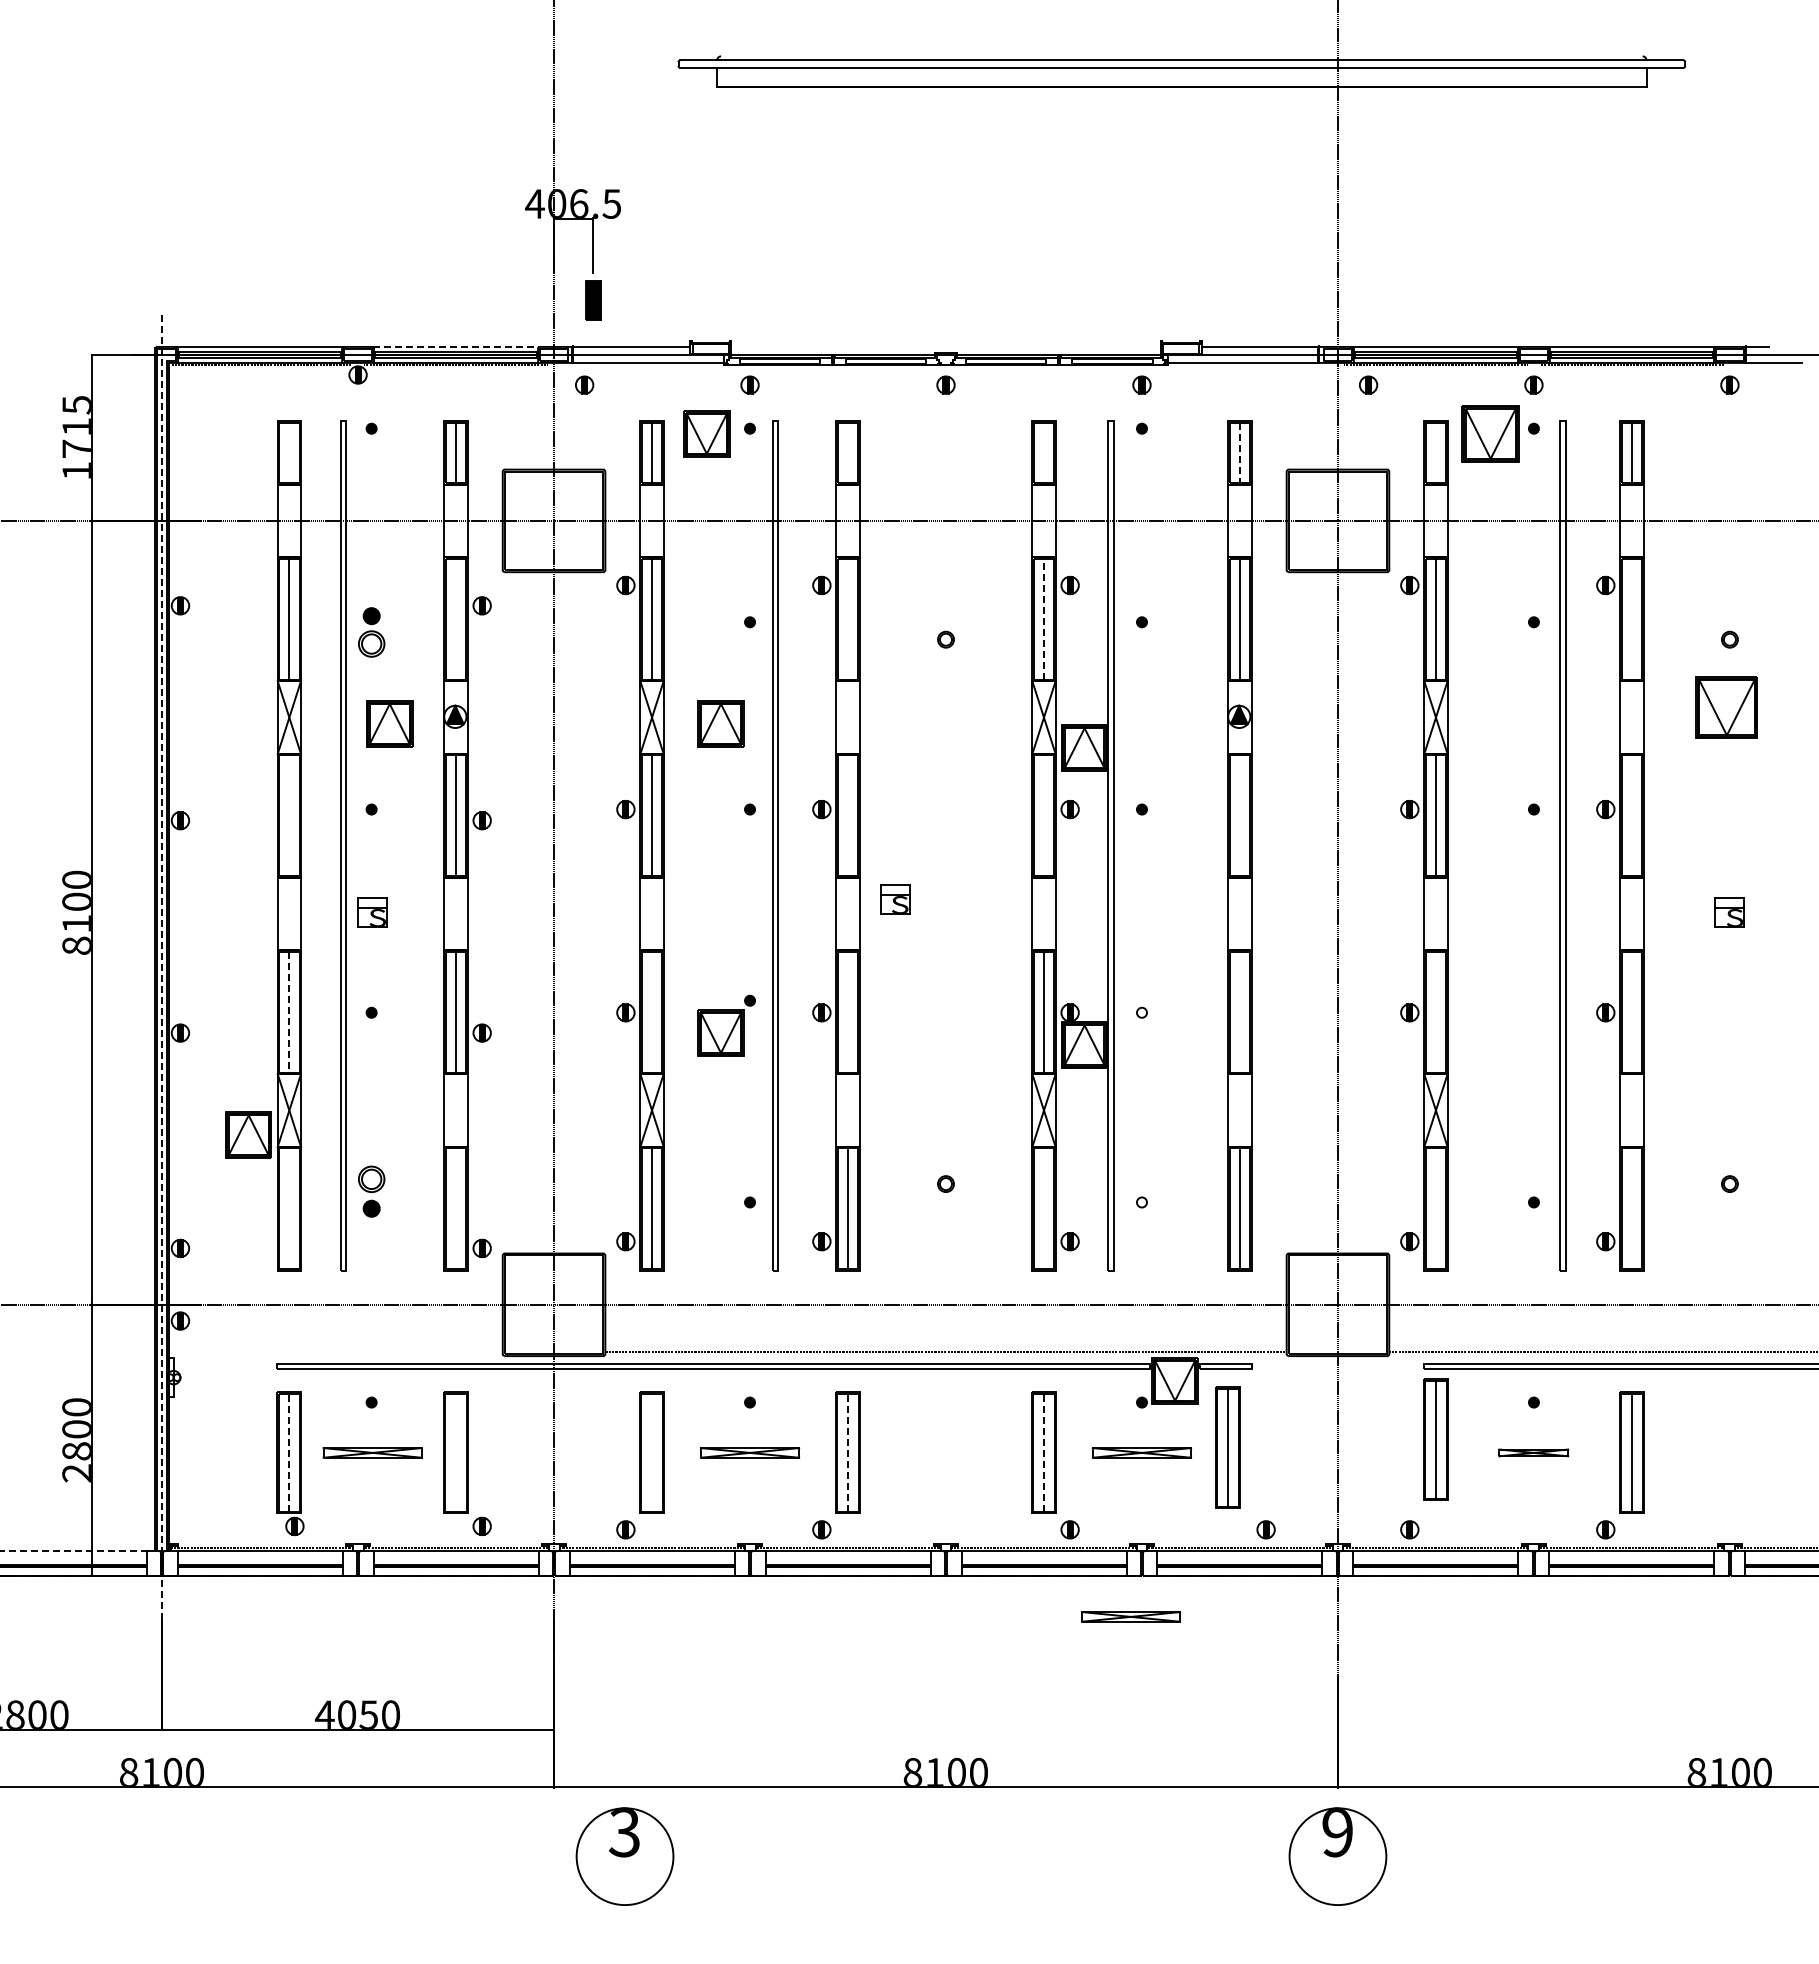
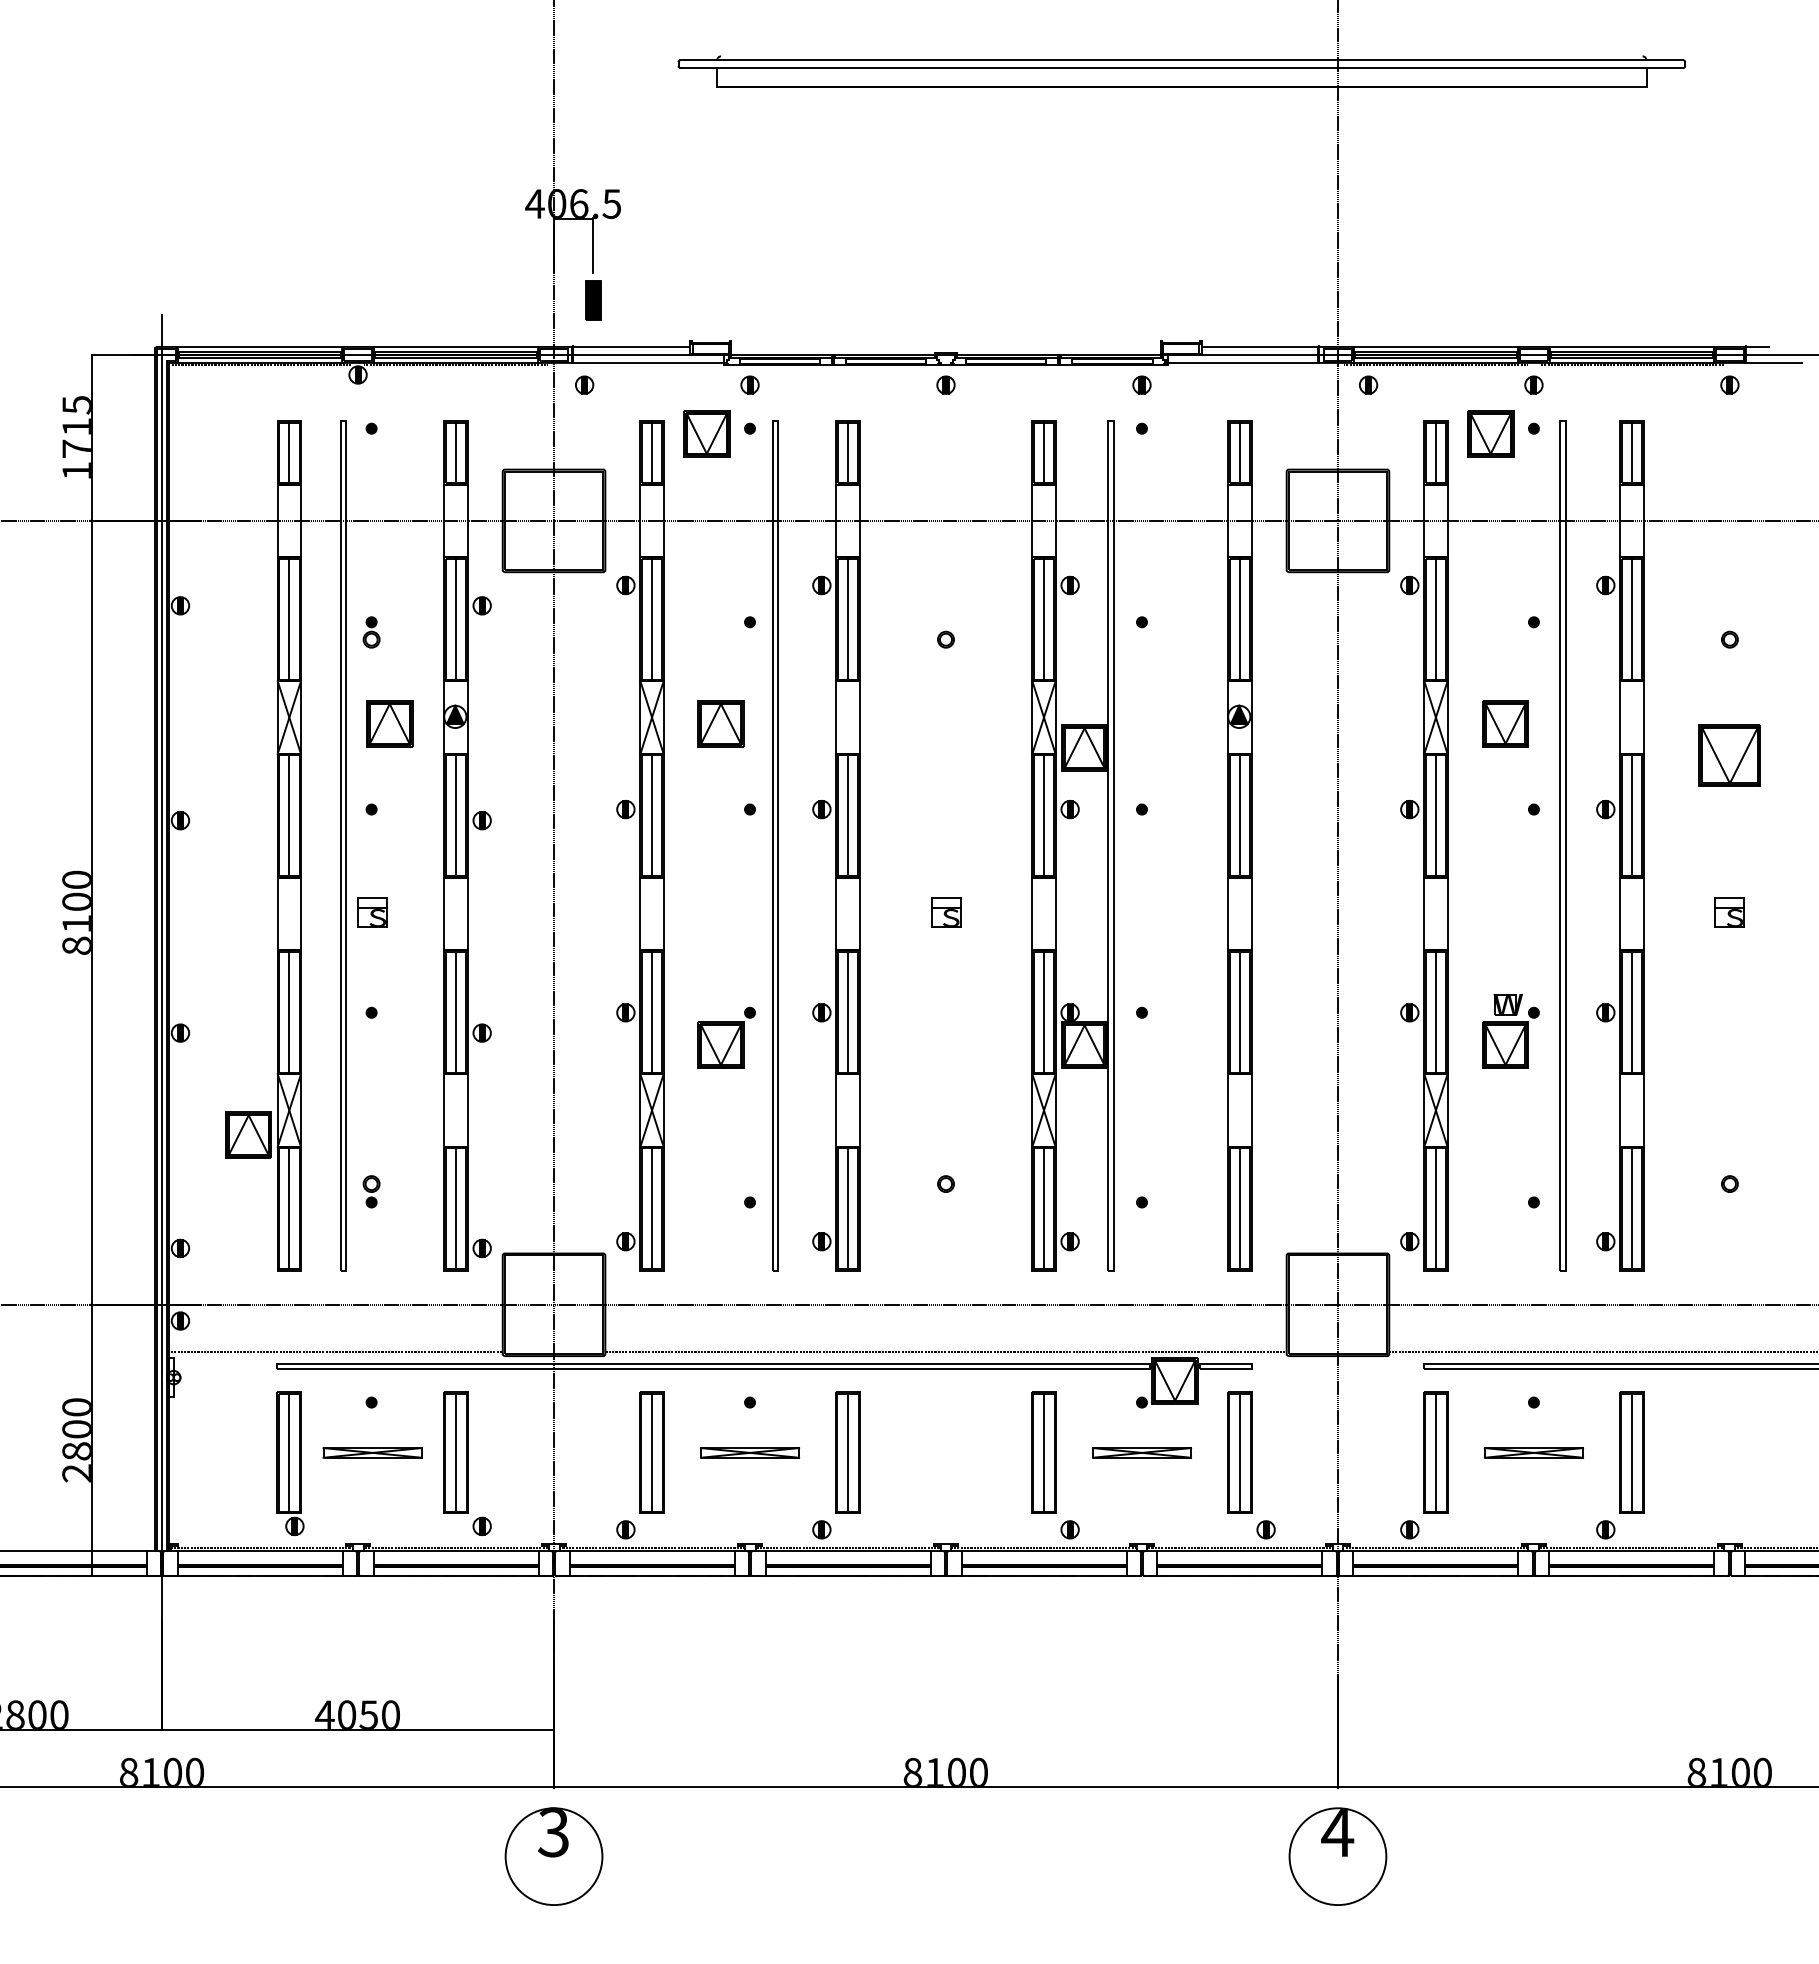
line: dashed -> solid (456, 346)
part size: 59x58 px -> 48x48 px (1490, 433)
line: none -> present (289, 452)
line: none -> present (848, 452)
line: none -> present (1044, 452)
line: none -> present (1435, 452)
line: dashed -> solid (1239, 453)
line: none -> present (456, 618)
line: none -> present (848, 618)
line: dashed -> solid (1044, 618)
line: none -> present (1631, 618)
part size: 28x51 px -> 19x33 px (371, 632)
part position: (1726, 707) -> (1729, 755) (1729, 755)
part: none -> present (1505, 723)
line: none -> present (289, 815)
line: none -> present (848, 815)
line: none -> present (1044, 815)
line: none -> present (1239, 815)
line: none -> present (1631, 815)
part position: (895, 899) -> (946, 912) (946, 912)
line: dashed -> solid (162, 997)
line: none -> present (652, 1011)
line: none -> present (848, 1011)
line: none -> present (1239, 1011)
line: none -> present (1435, 1011)
line: none -> present (1631, 1011)
line: dashed -> solid (289, 1012)
fill: none -> present (1141, 1012)
part position: (726, 1025) -> (726, 1037) (726, 1037)
part: none -> present (1510, 1031)
part size: 28x53 px -> 19x34 px (371, 1191)
fill: none -> present (1141, 1202)
line: none -> present (289, 1208)
line: none -> present (456, 1208)
line: none -> present (1044, 1208)
line: none -> present (1435, 1208)
line: none -> present (1631, 1208)
line: none -> present (335, 1352)
part position: (1435, 1439) -> (1435, 1452) (1435, 1452)
part position: (1227, 1447) -> (1239, 1452) (1239, 1452)
line: dashed -> solid (289, 1452)
line: none -> present (456, 1452)
line: none -> present (652, 1452)
line: dashed -> solid (848, 1452)
line: dashed -> solid (1044, 1452)
part size: 72x10 px -> 101x12 px (1533, 1452)
line: dashed -> solid (73, 1551)
part: present -> none (1131, 1616)
text: 9 -> 4 (1337, 1832)
part position: (624, 1856) -> (553, 1856) (553, 1856)
